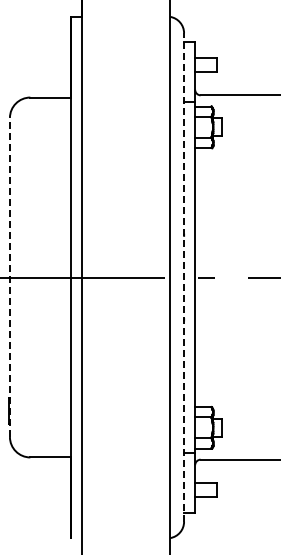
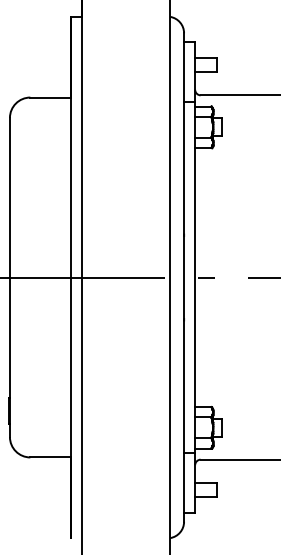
line: dashed -> solid (9, 277)
line: dashed -> solid (184, 277)
